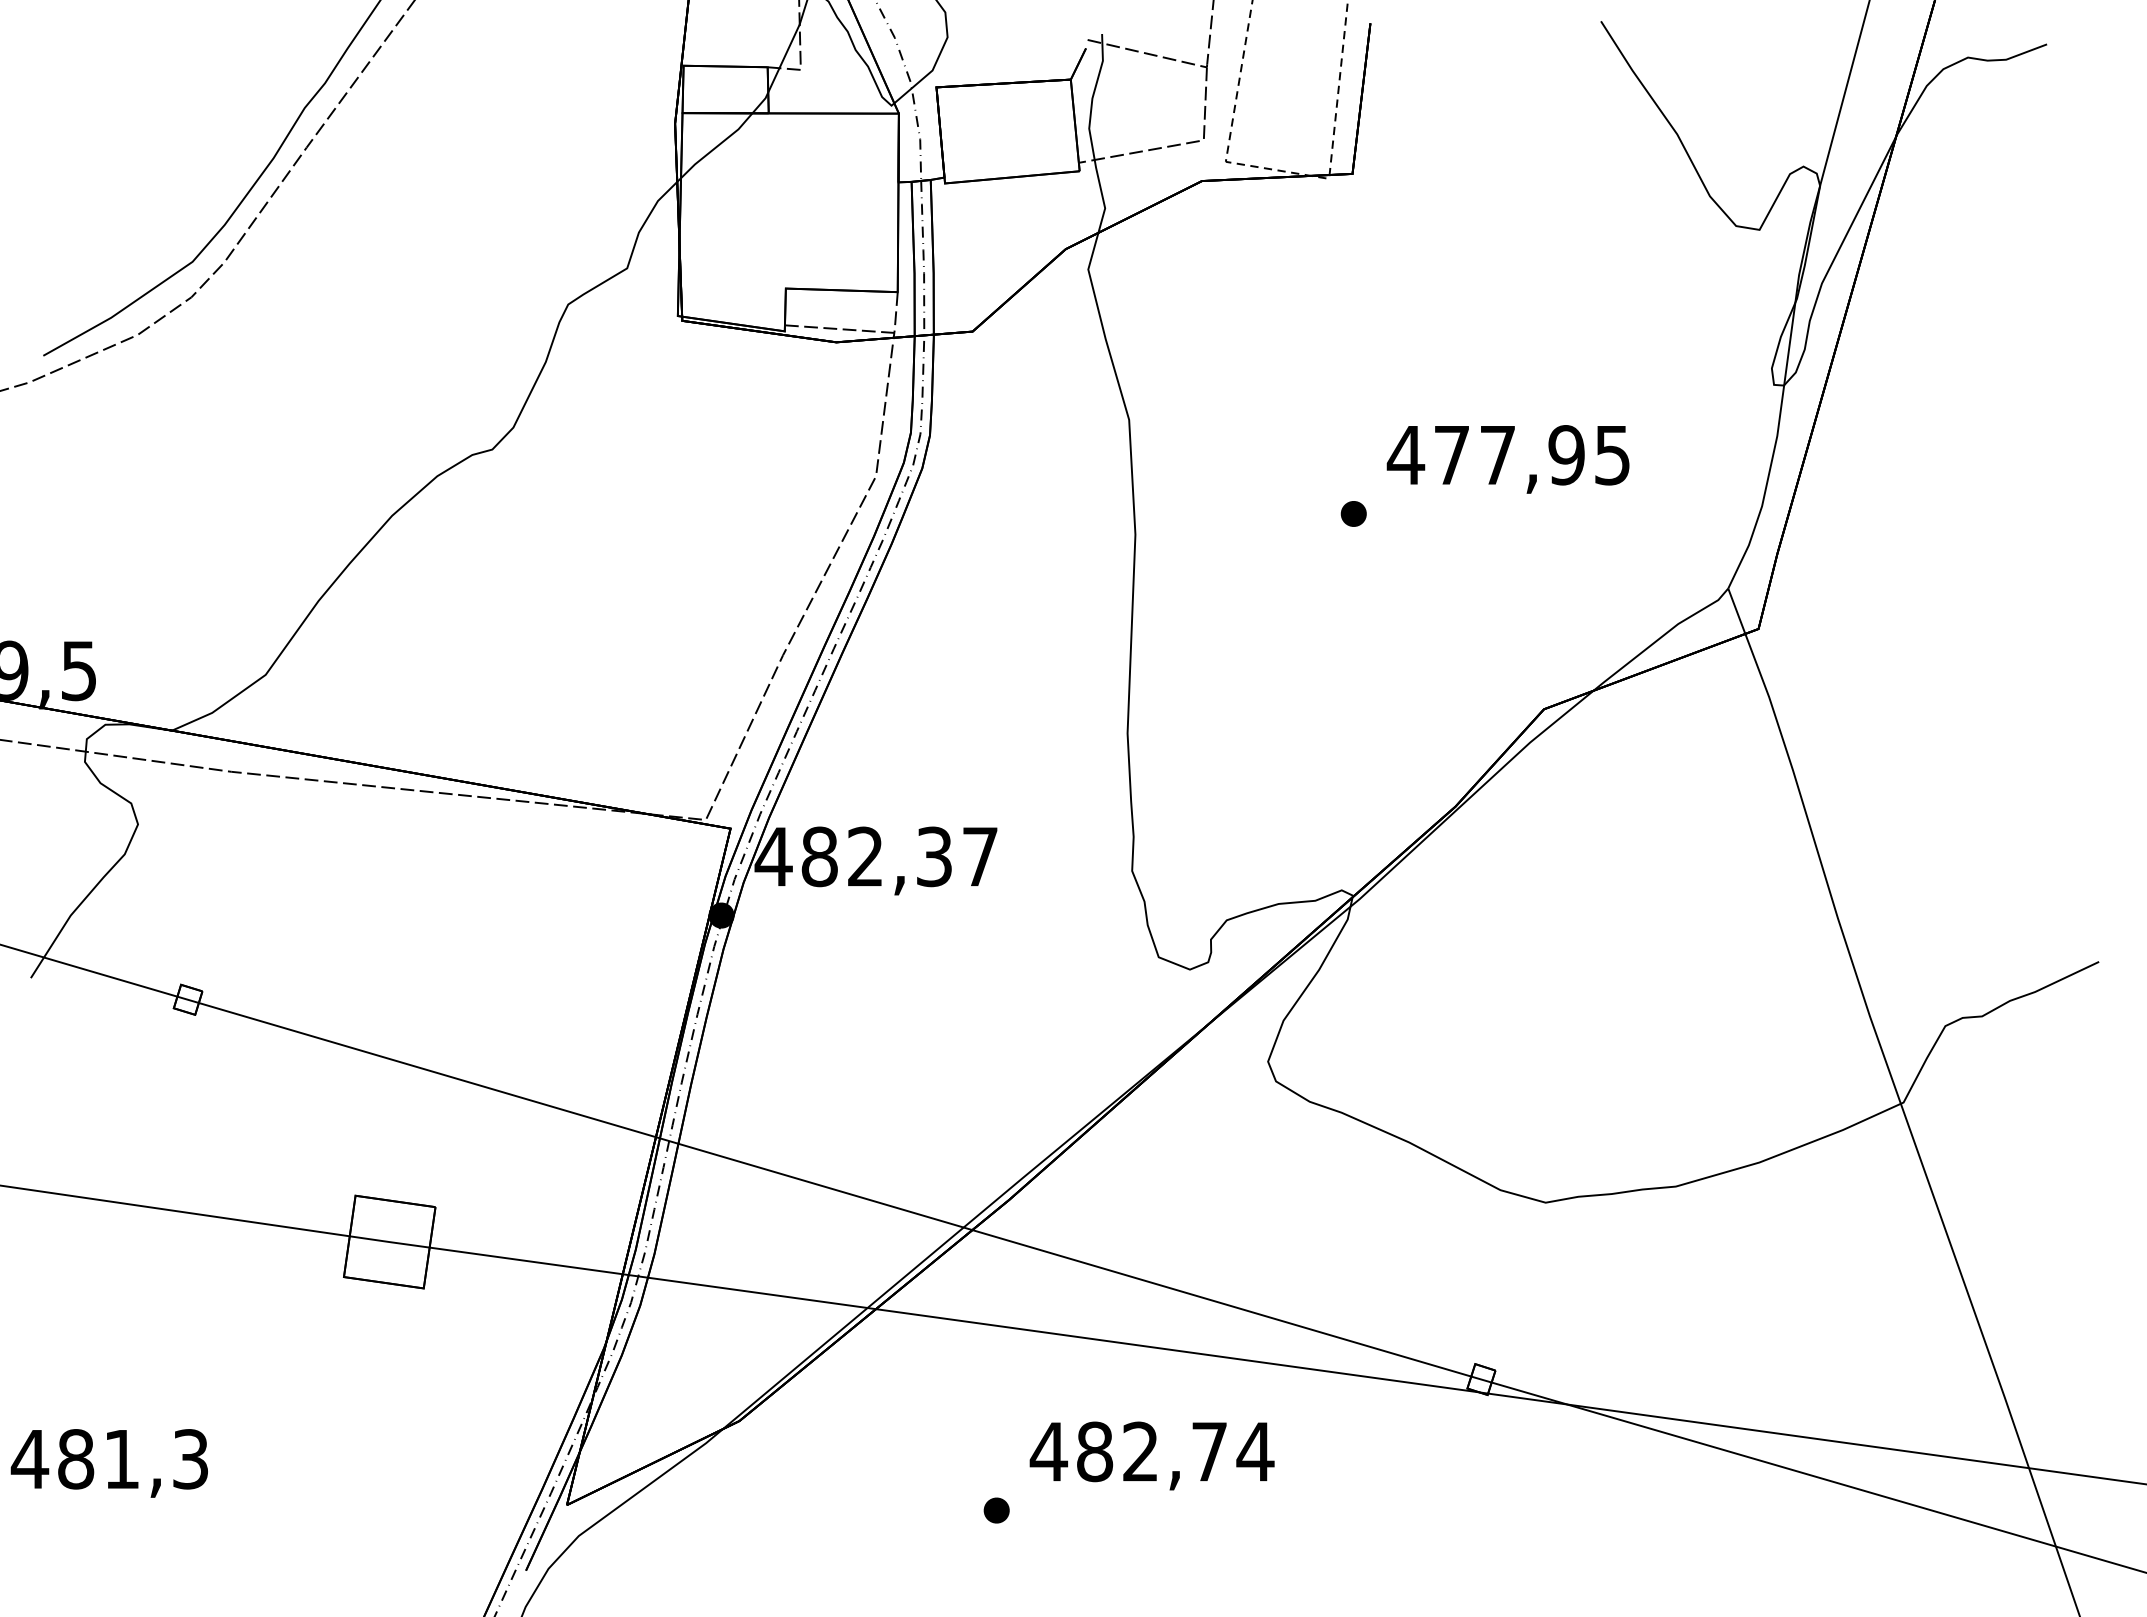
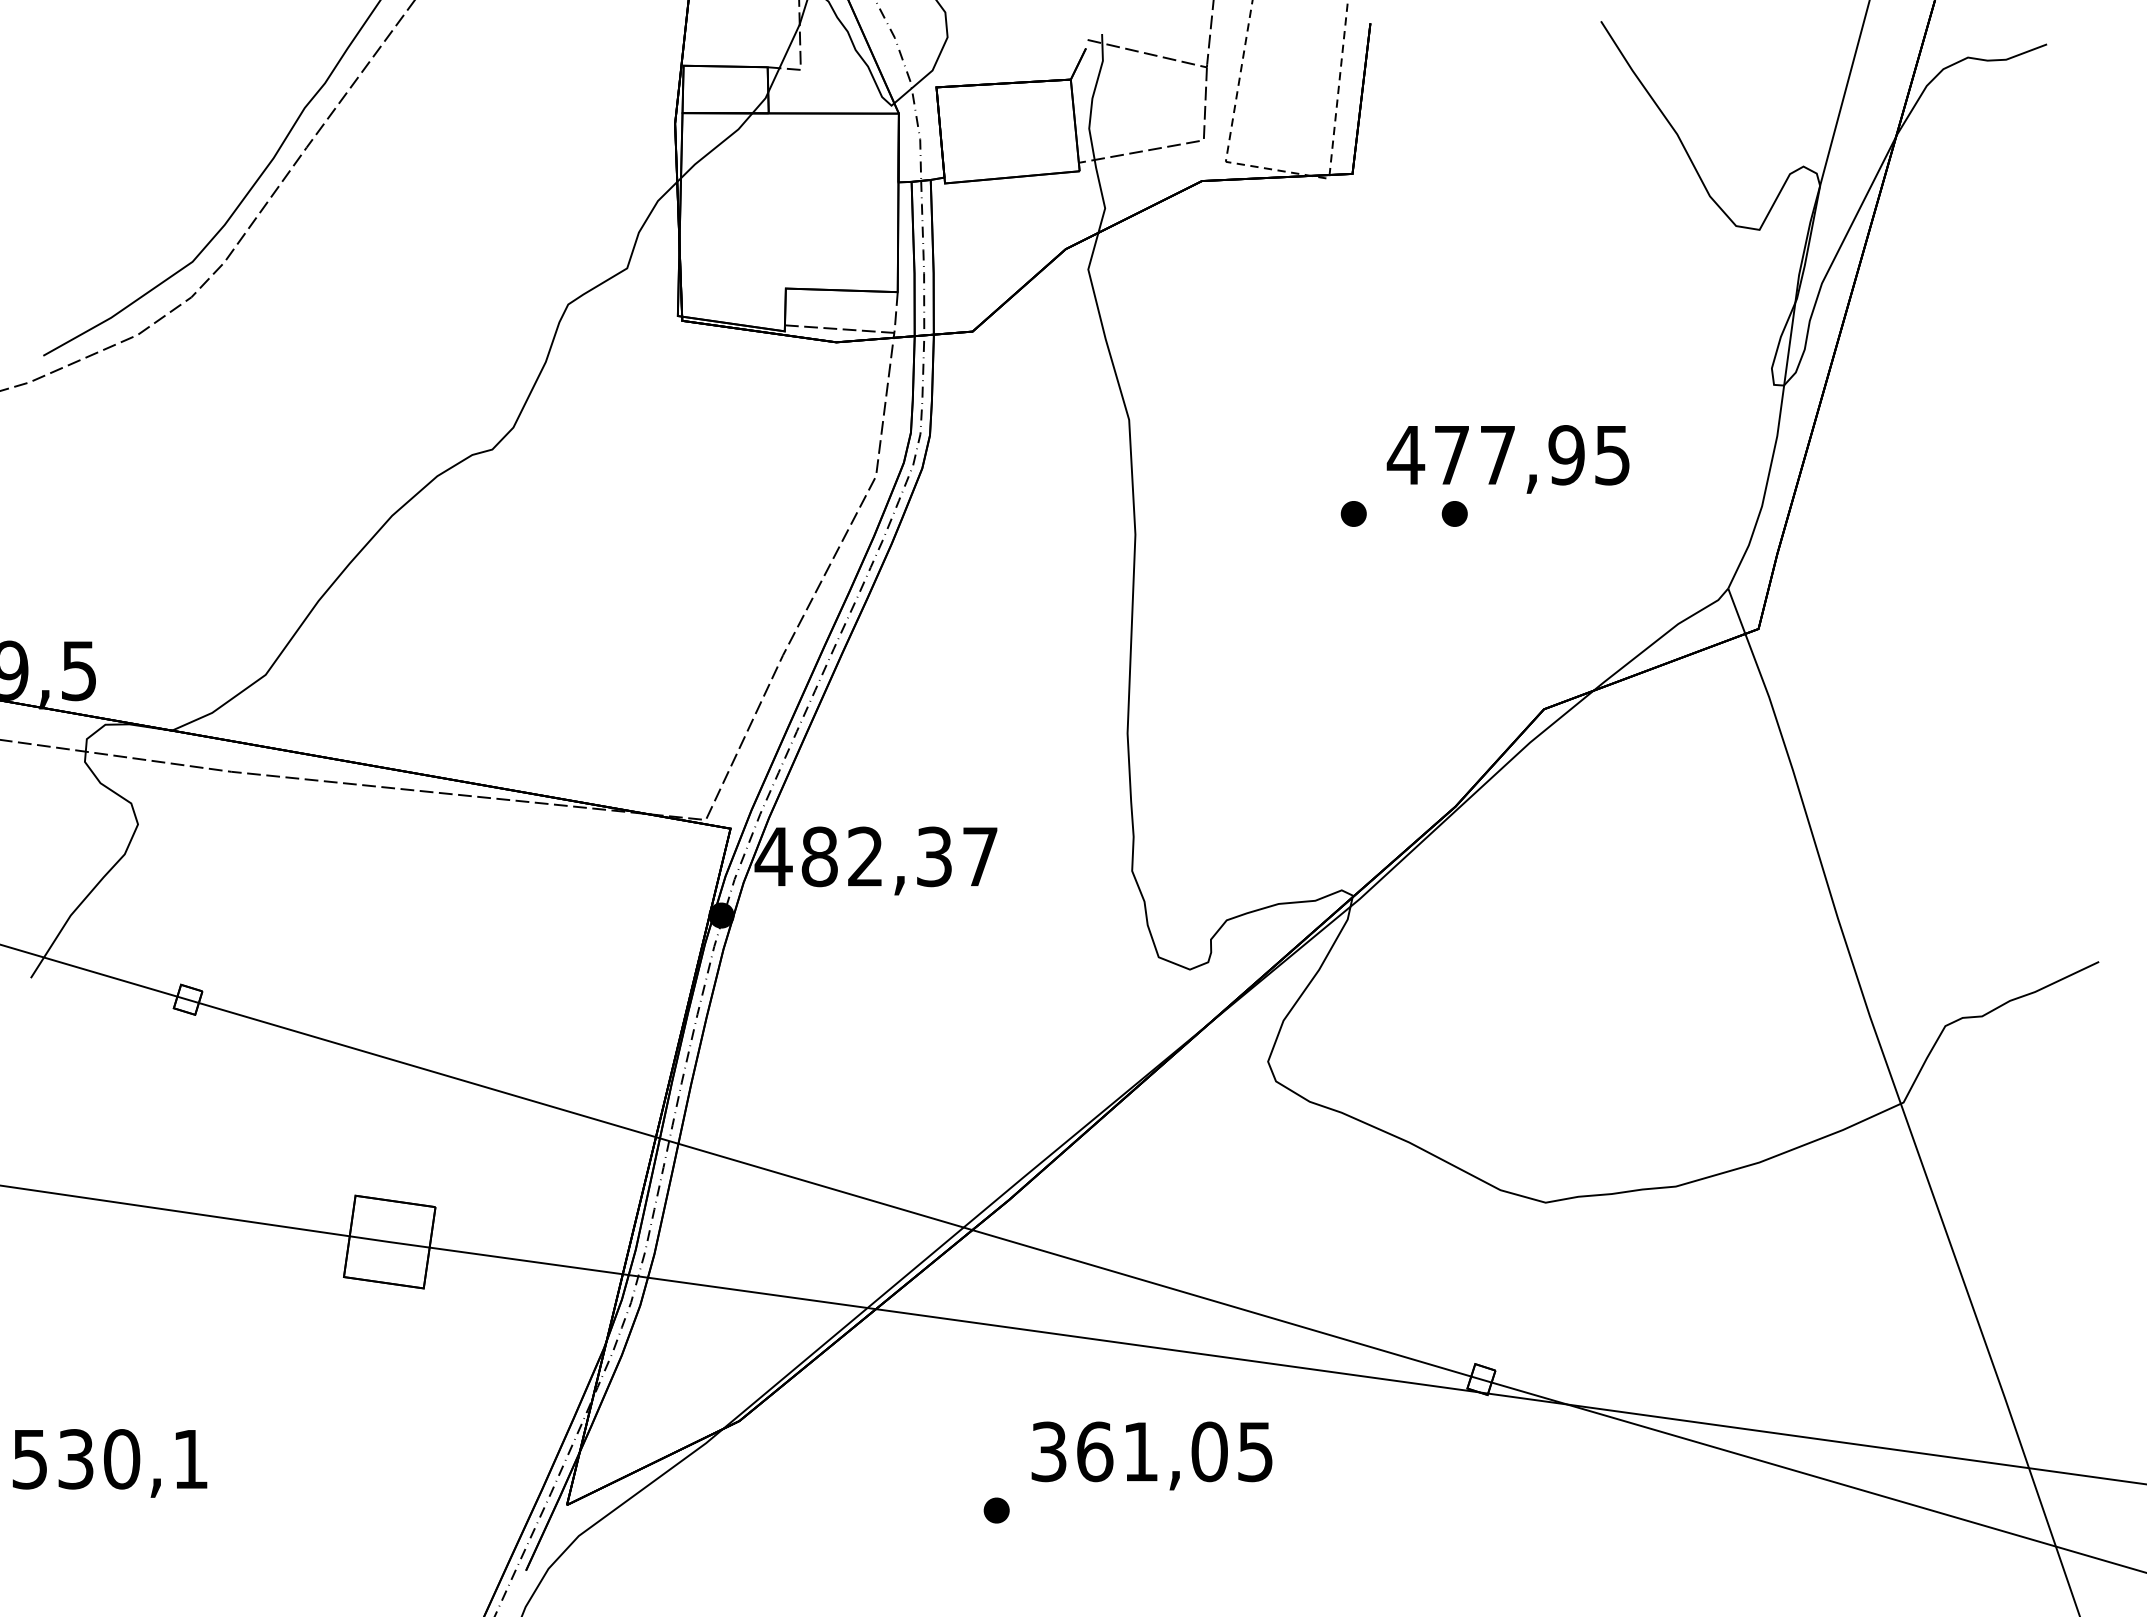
part: none -> present (1454, 513)
text: 482,74 -> 361,05 (1151, 1451)
text: 481,3 -> 530,1 (108, 1459)
